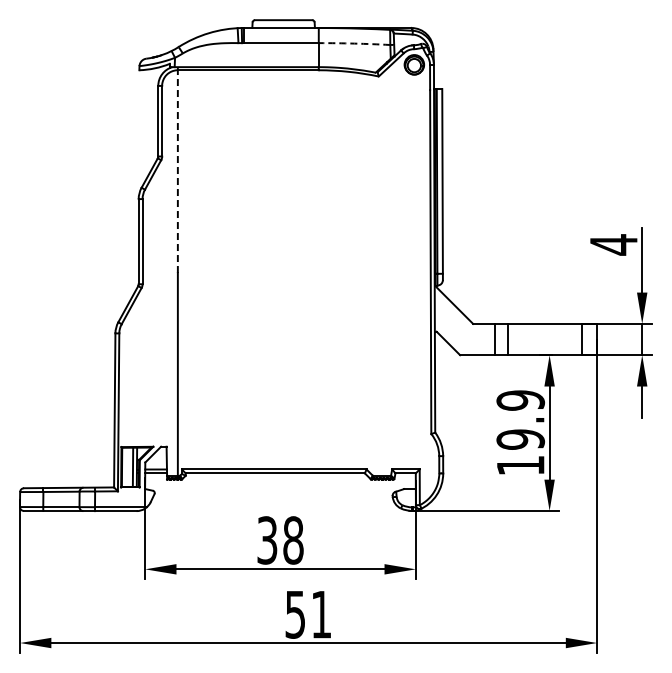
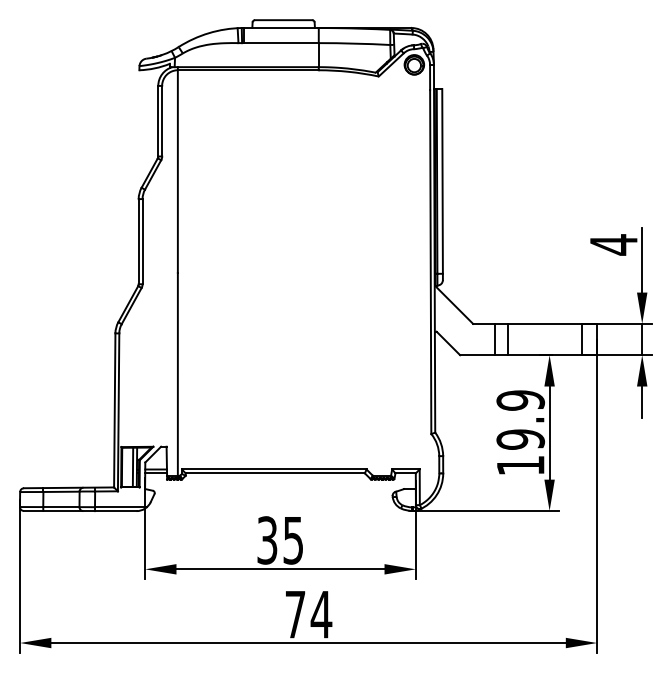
arc: dashed -> solid (354, 43)
line: dashed -> solid (177, 170)
text: 38 -> 35 (293, 540)
text: 51 -> 74 (308, 614)
